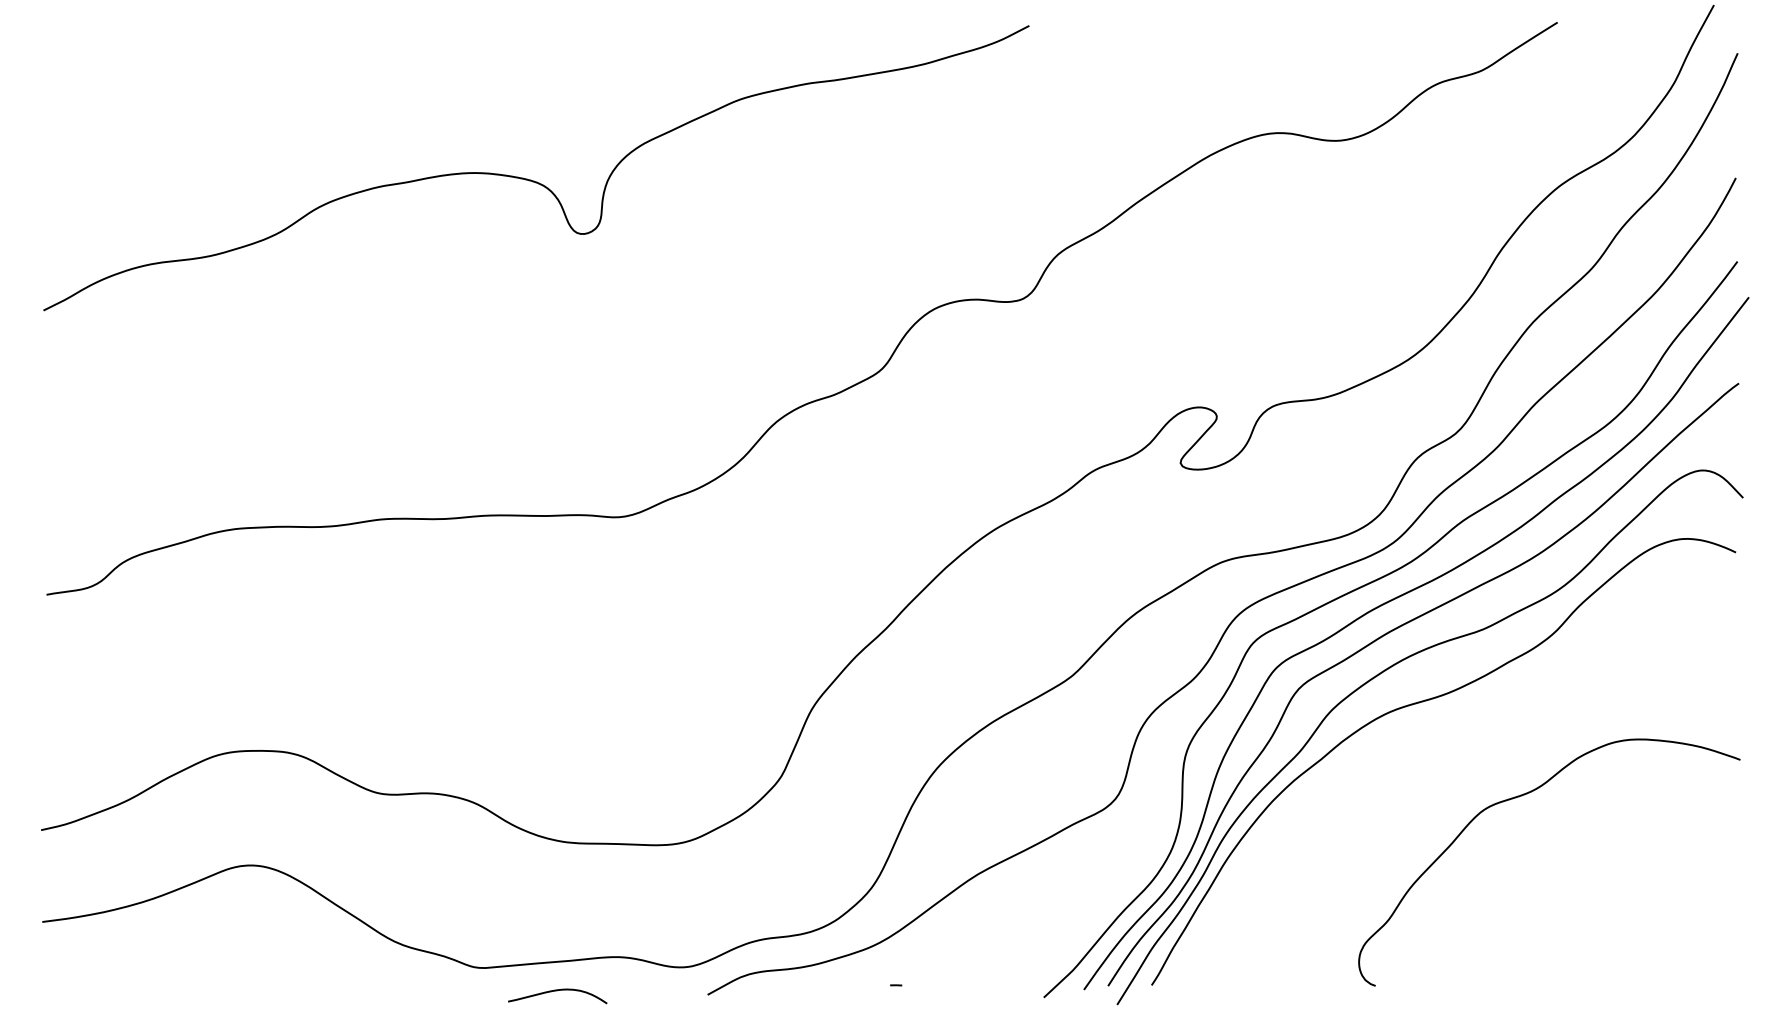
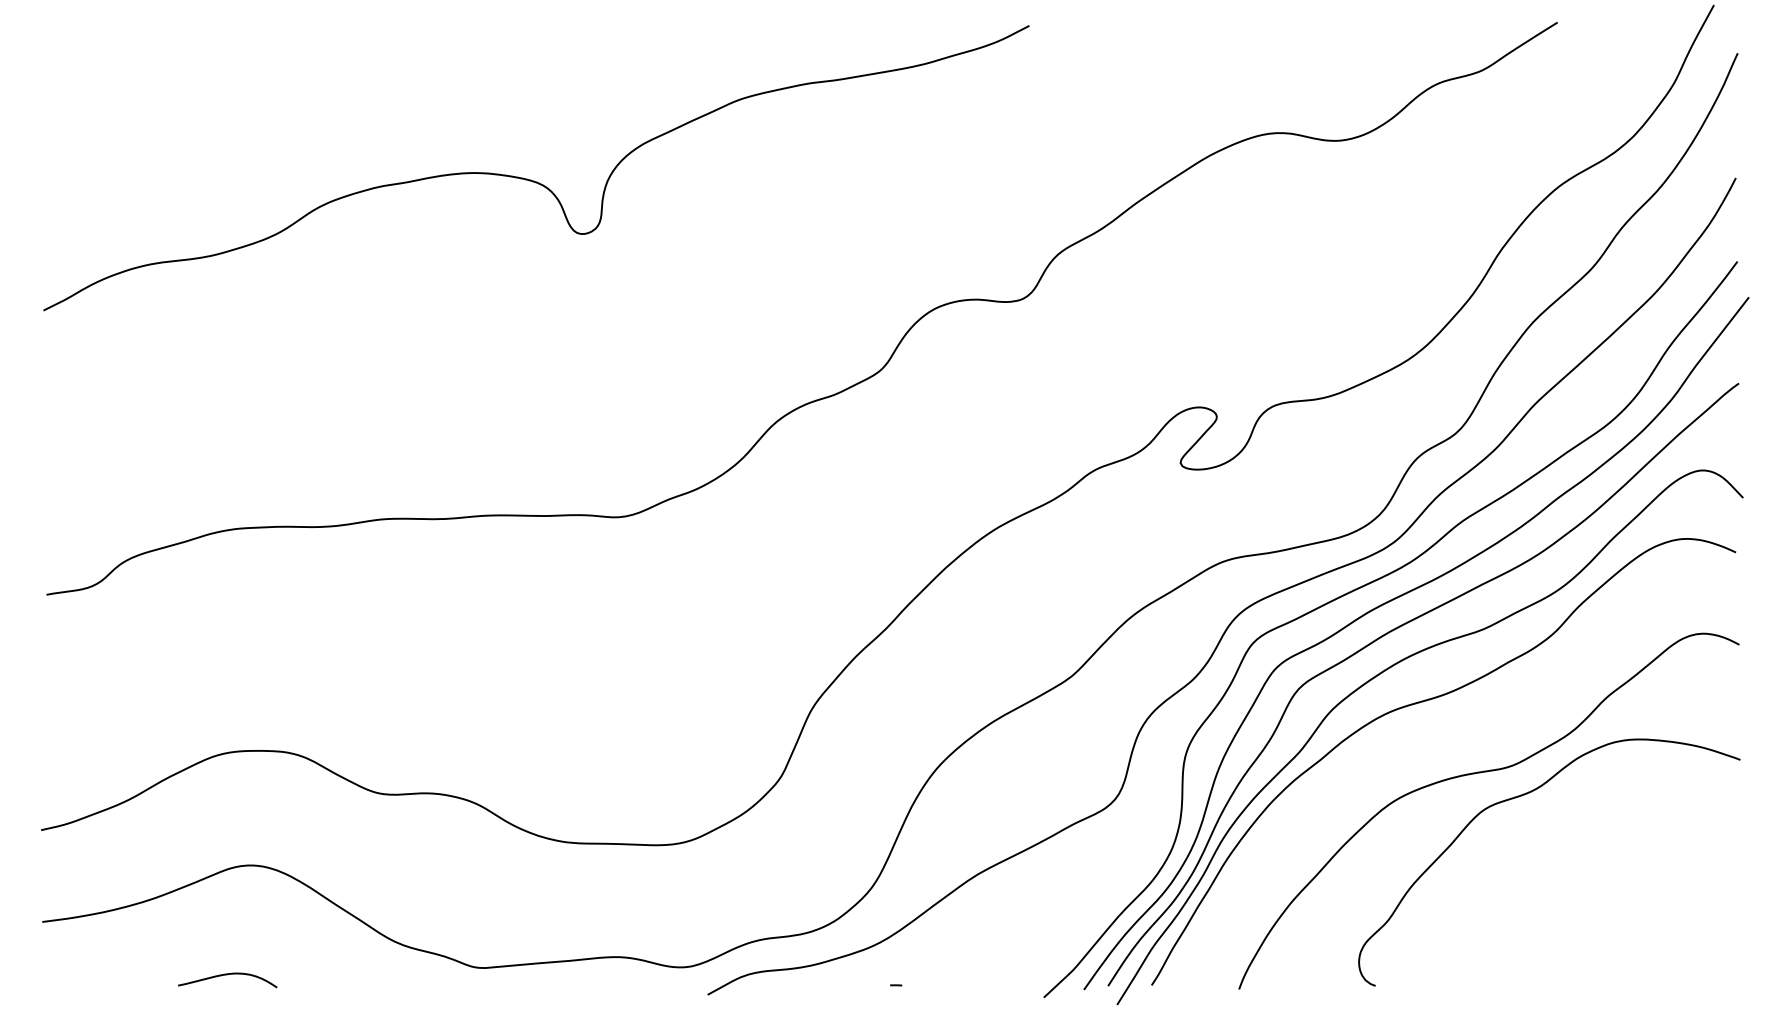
curve: none -> present (1480, 773)
curve position: (557, 991) -> (227, 975) (227, 975)
